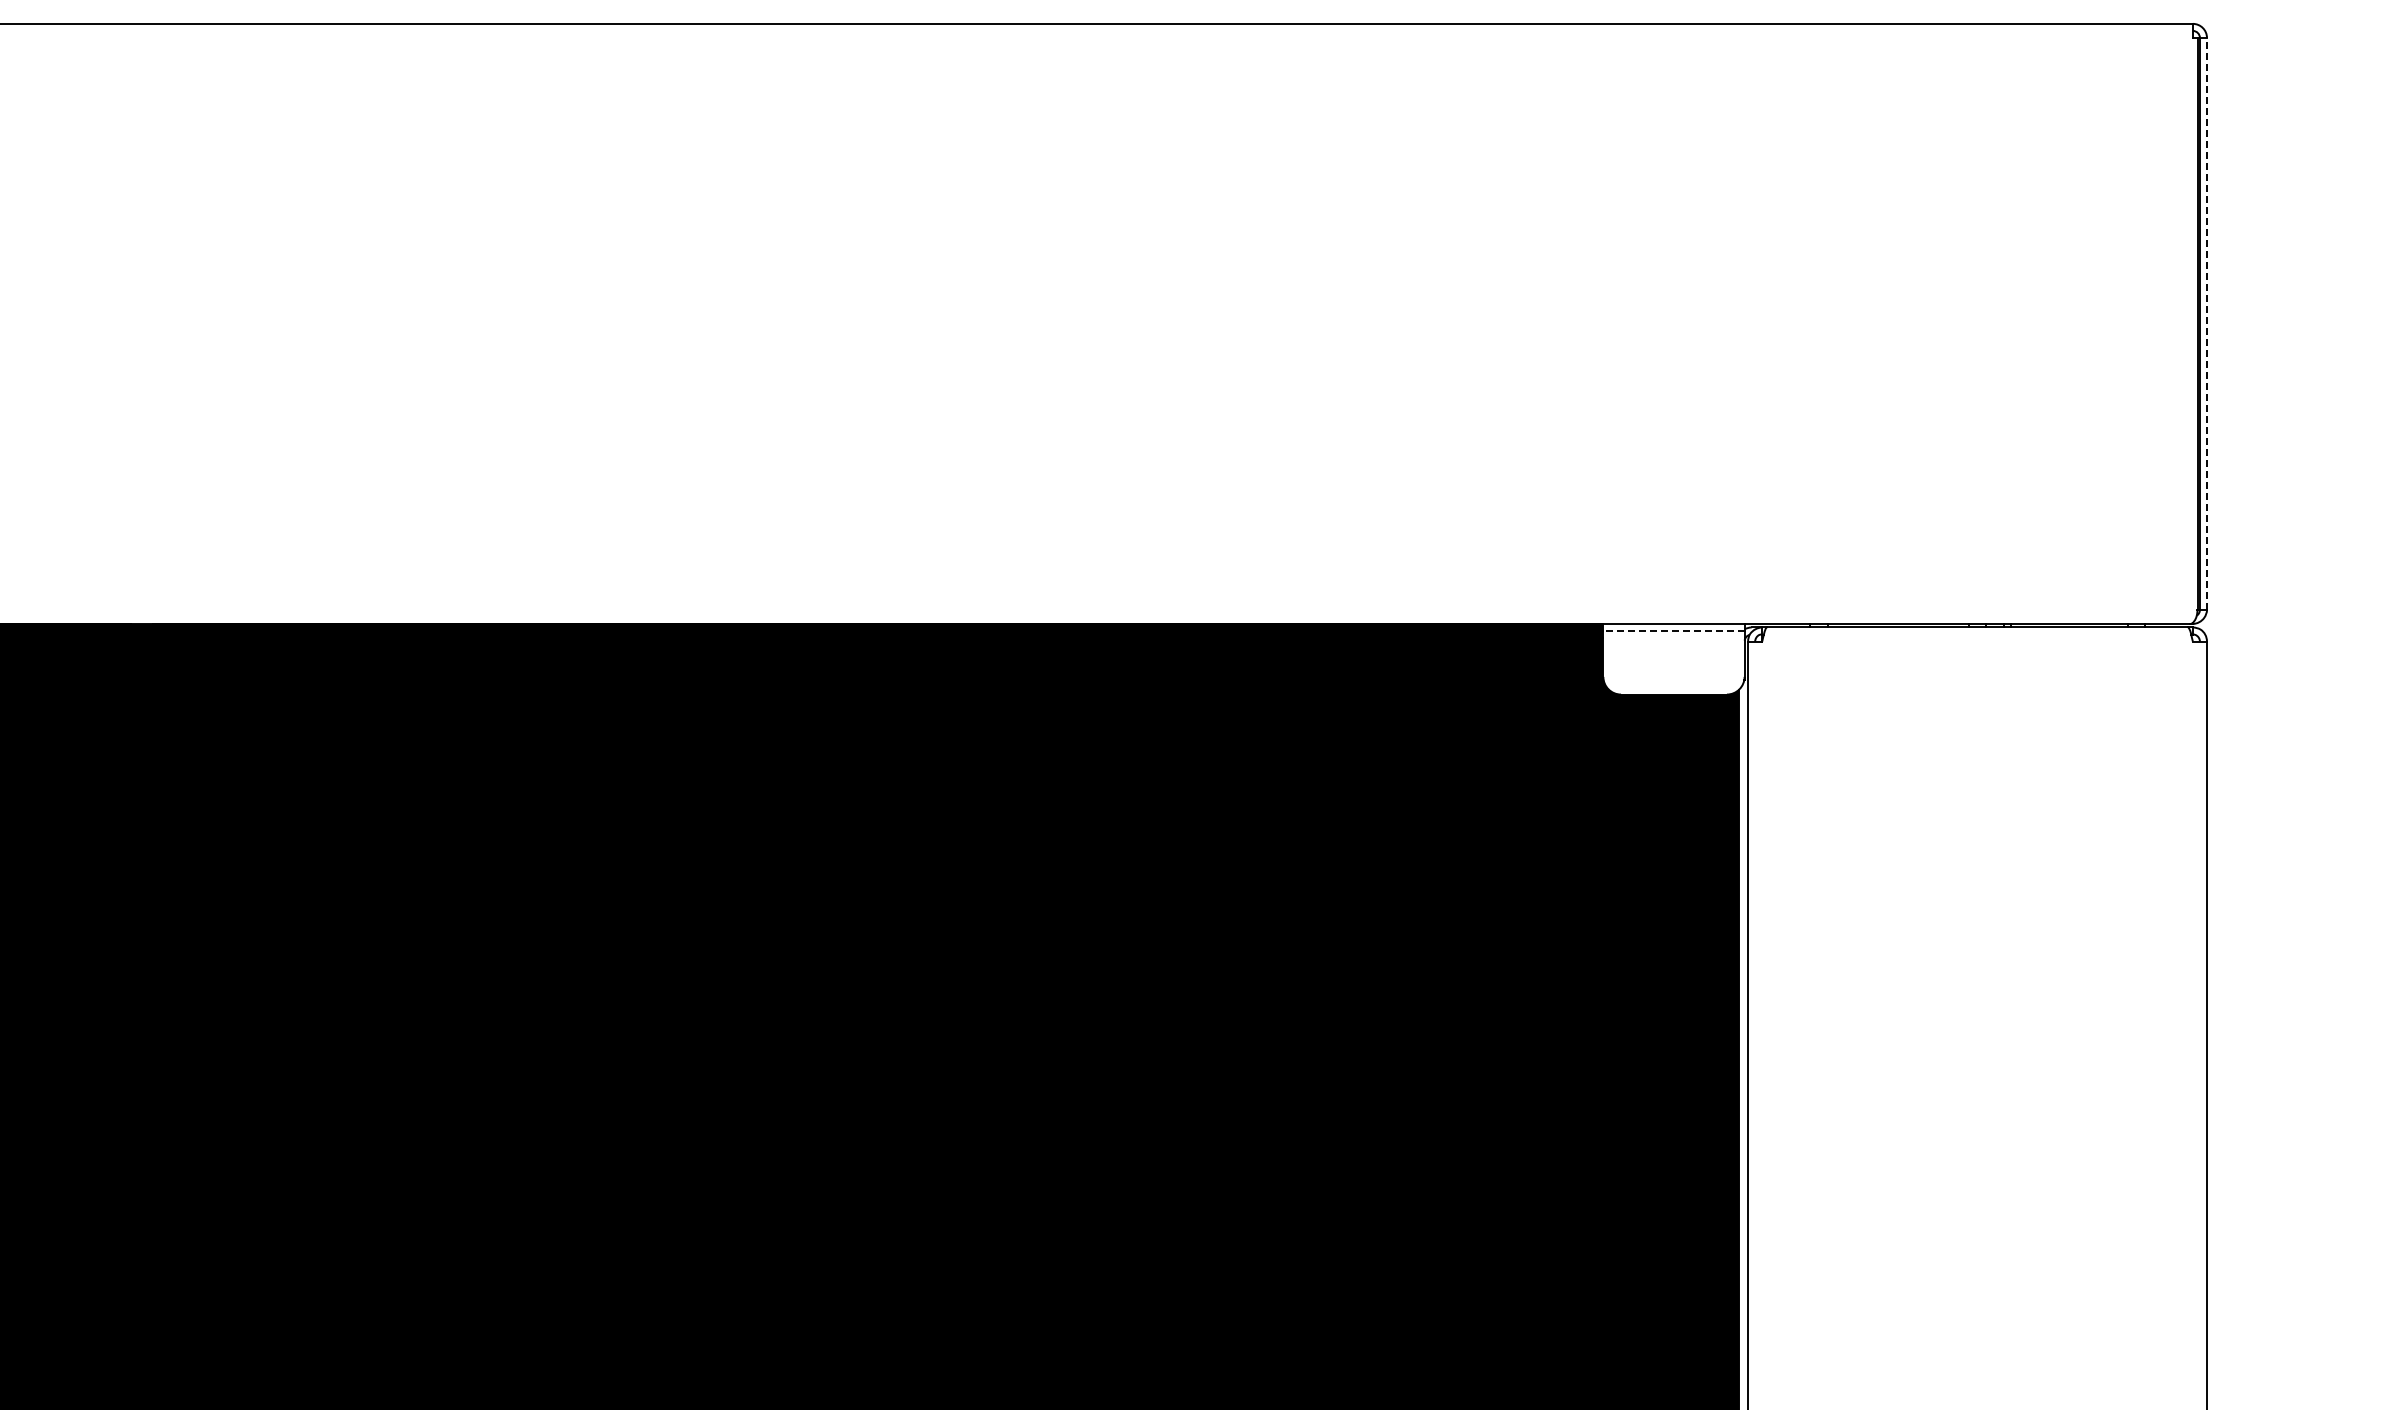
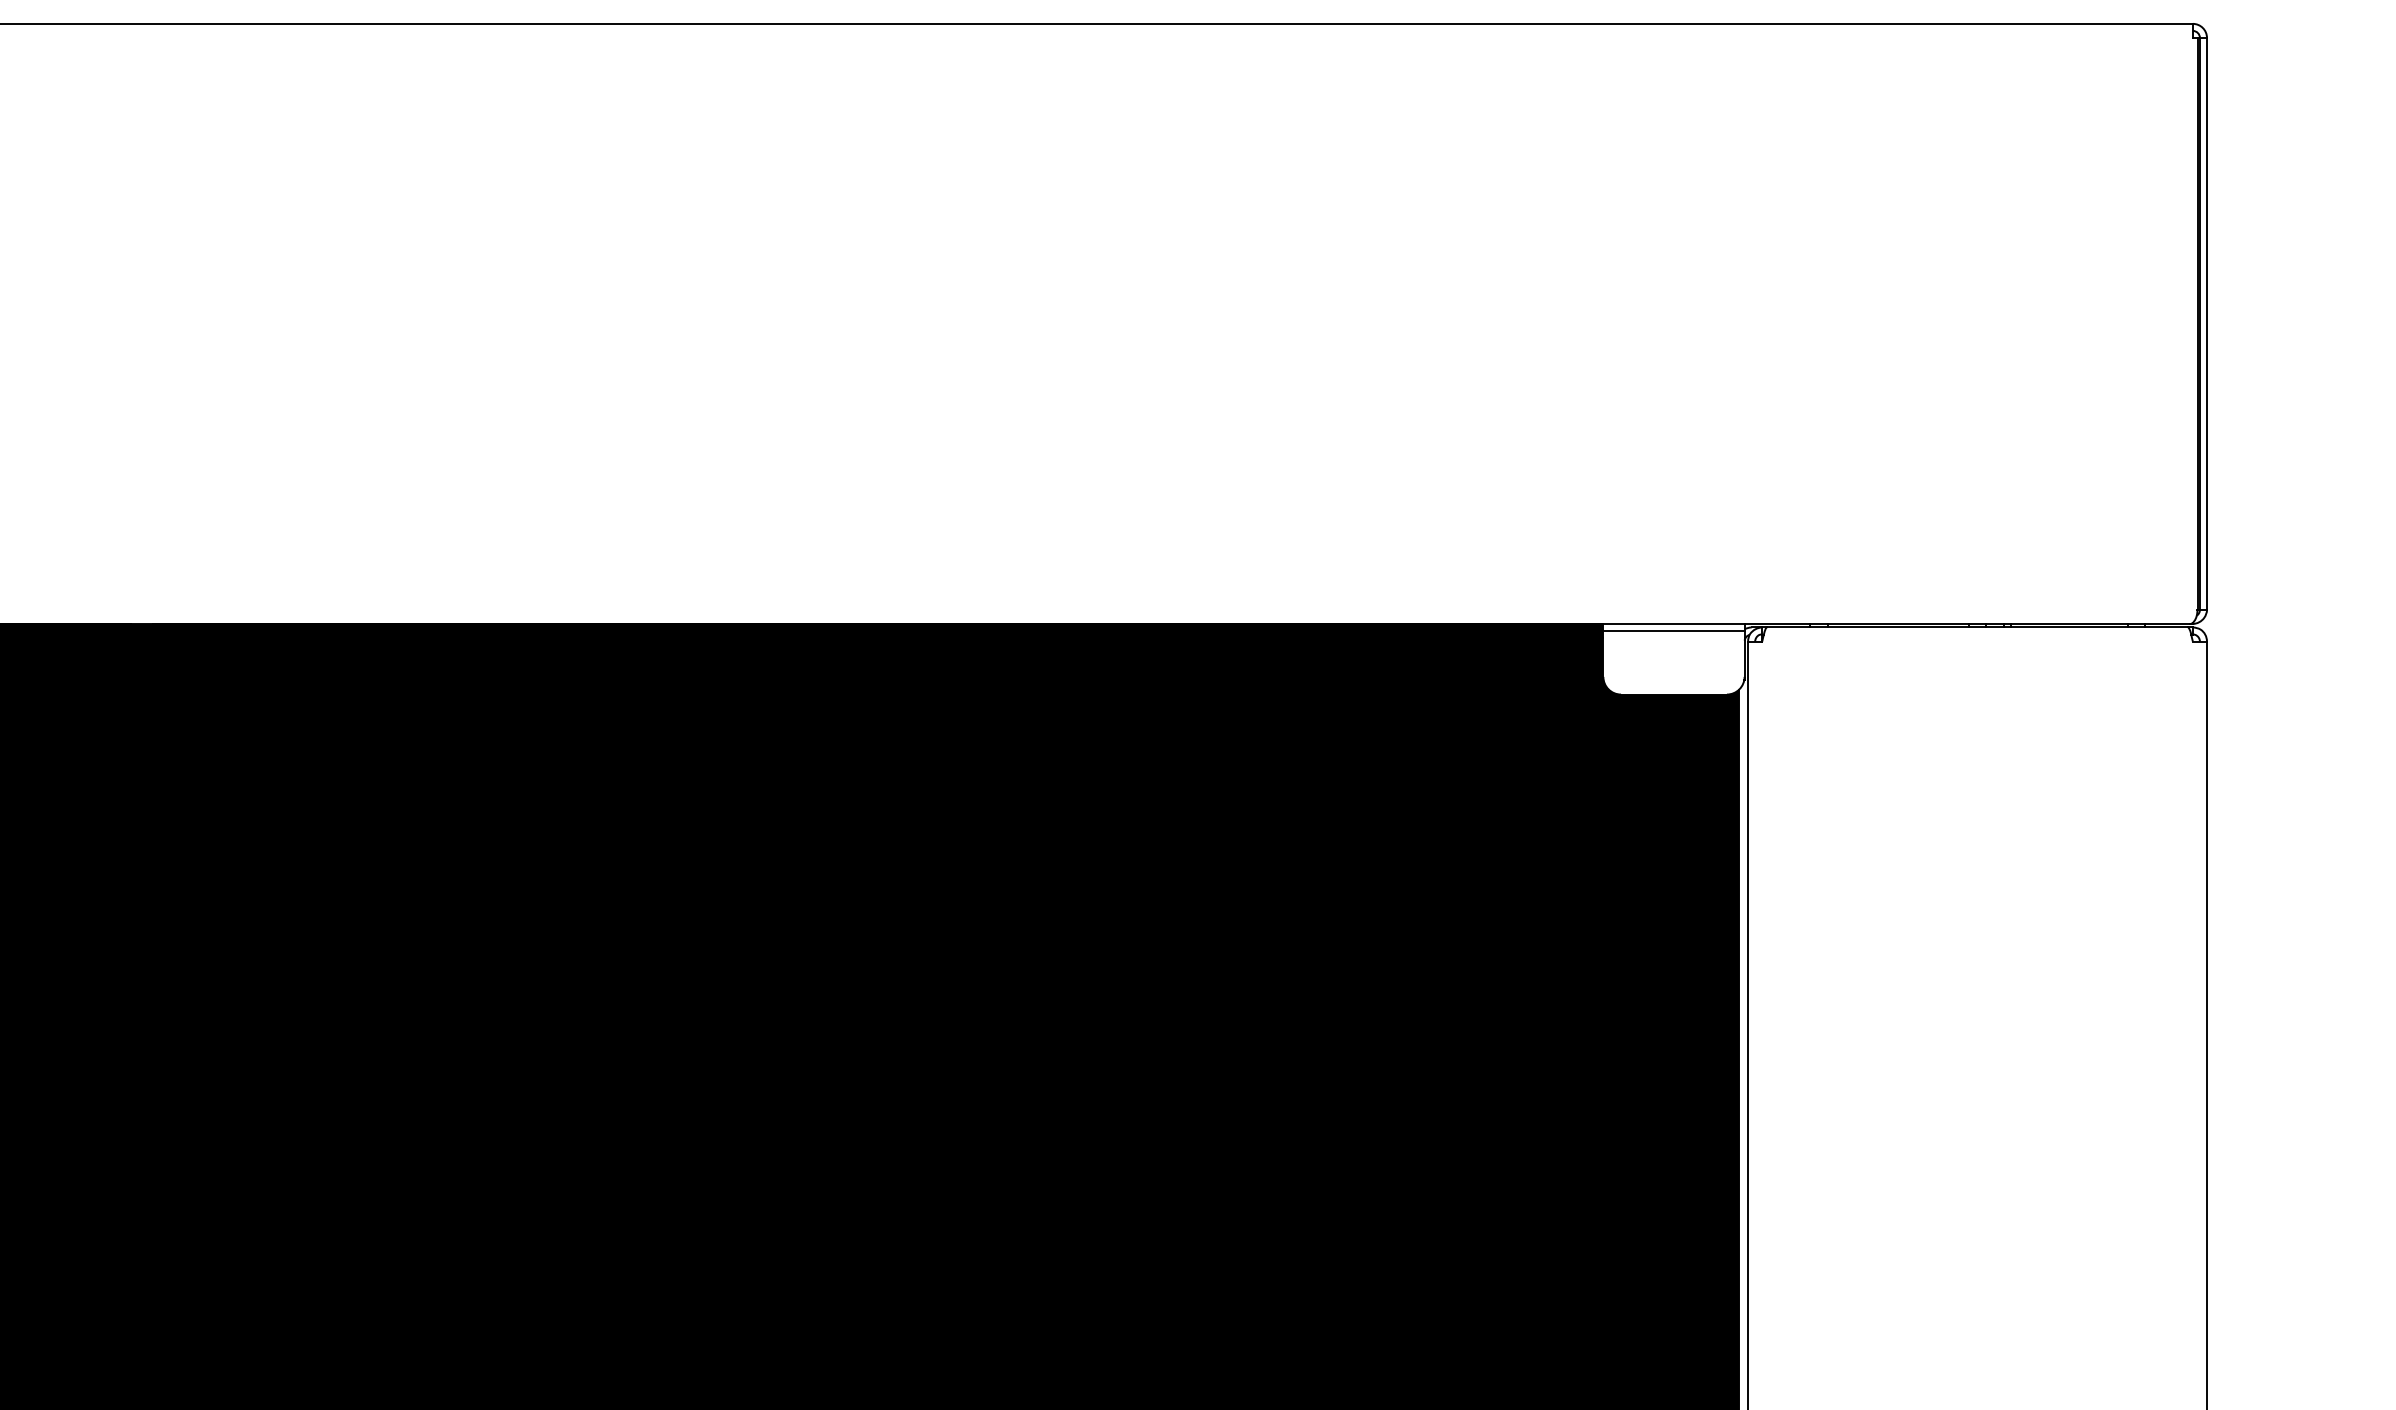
line: dashed -> solid (2207, 323)
line: dashed -> solid (1673, 631)
